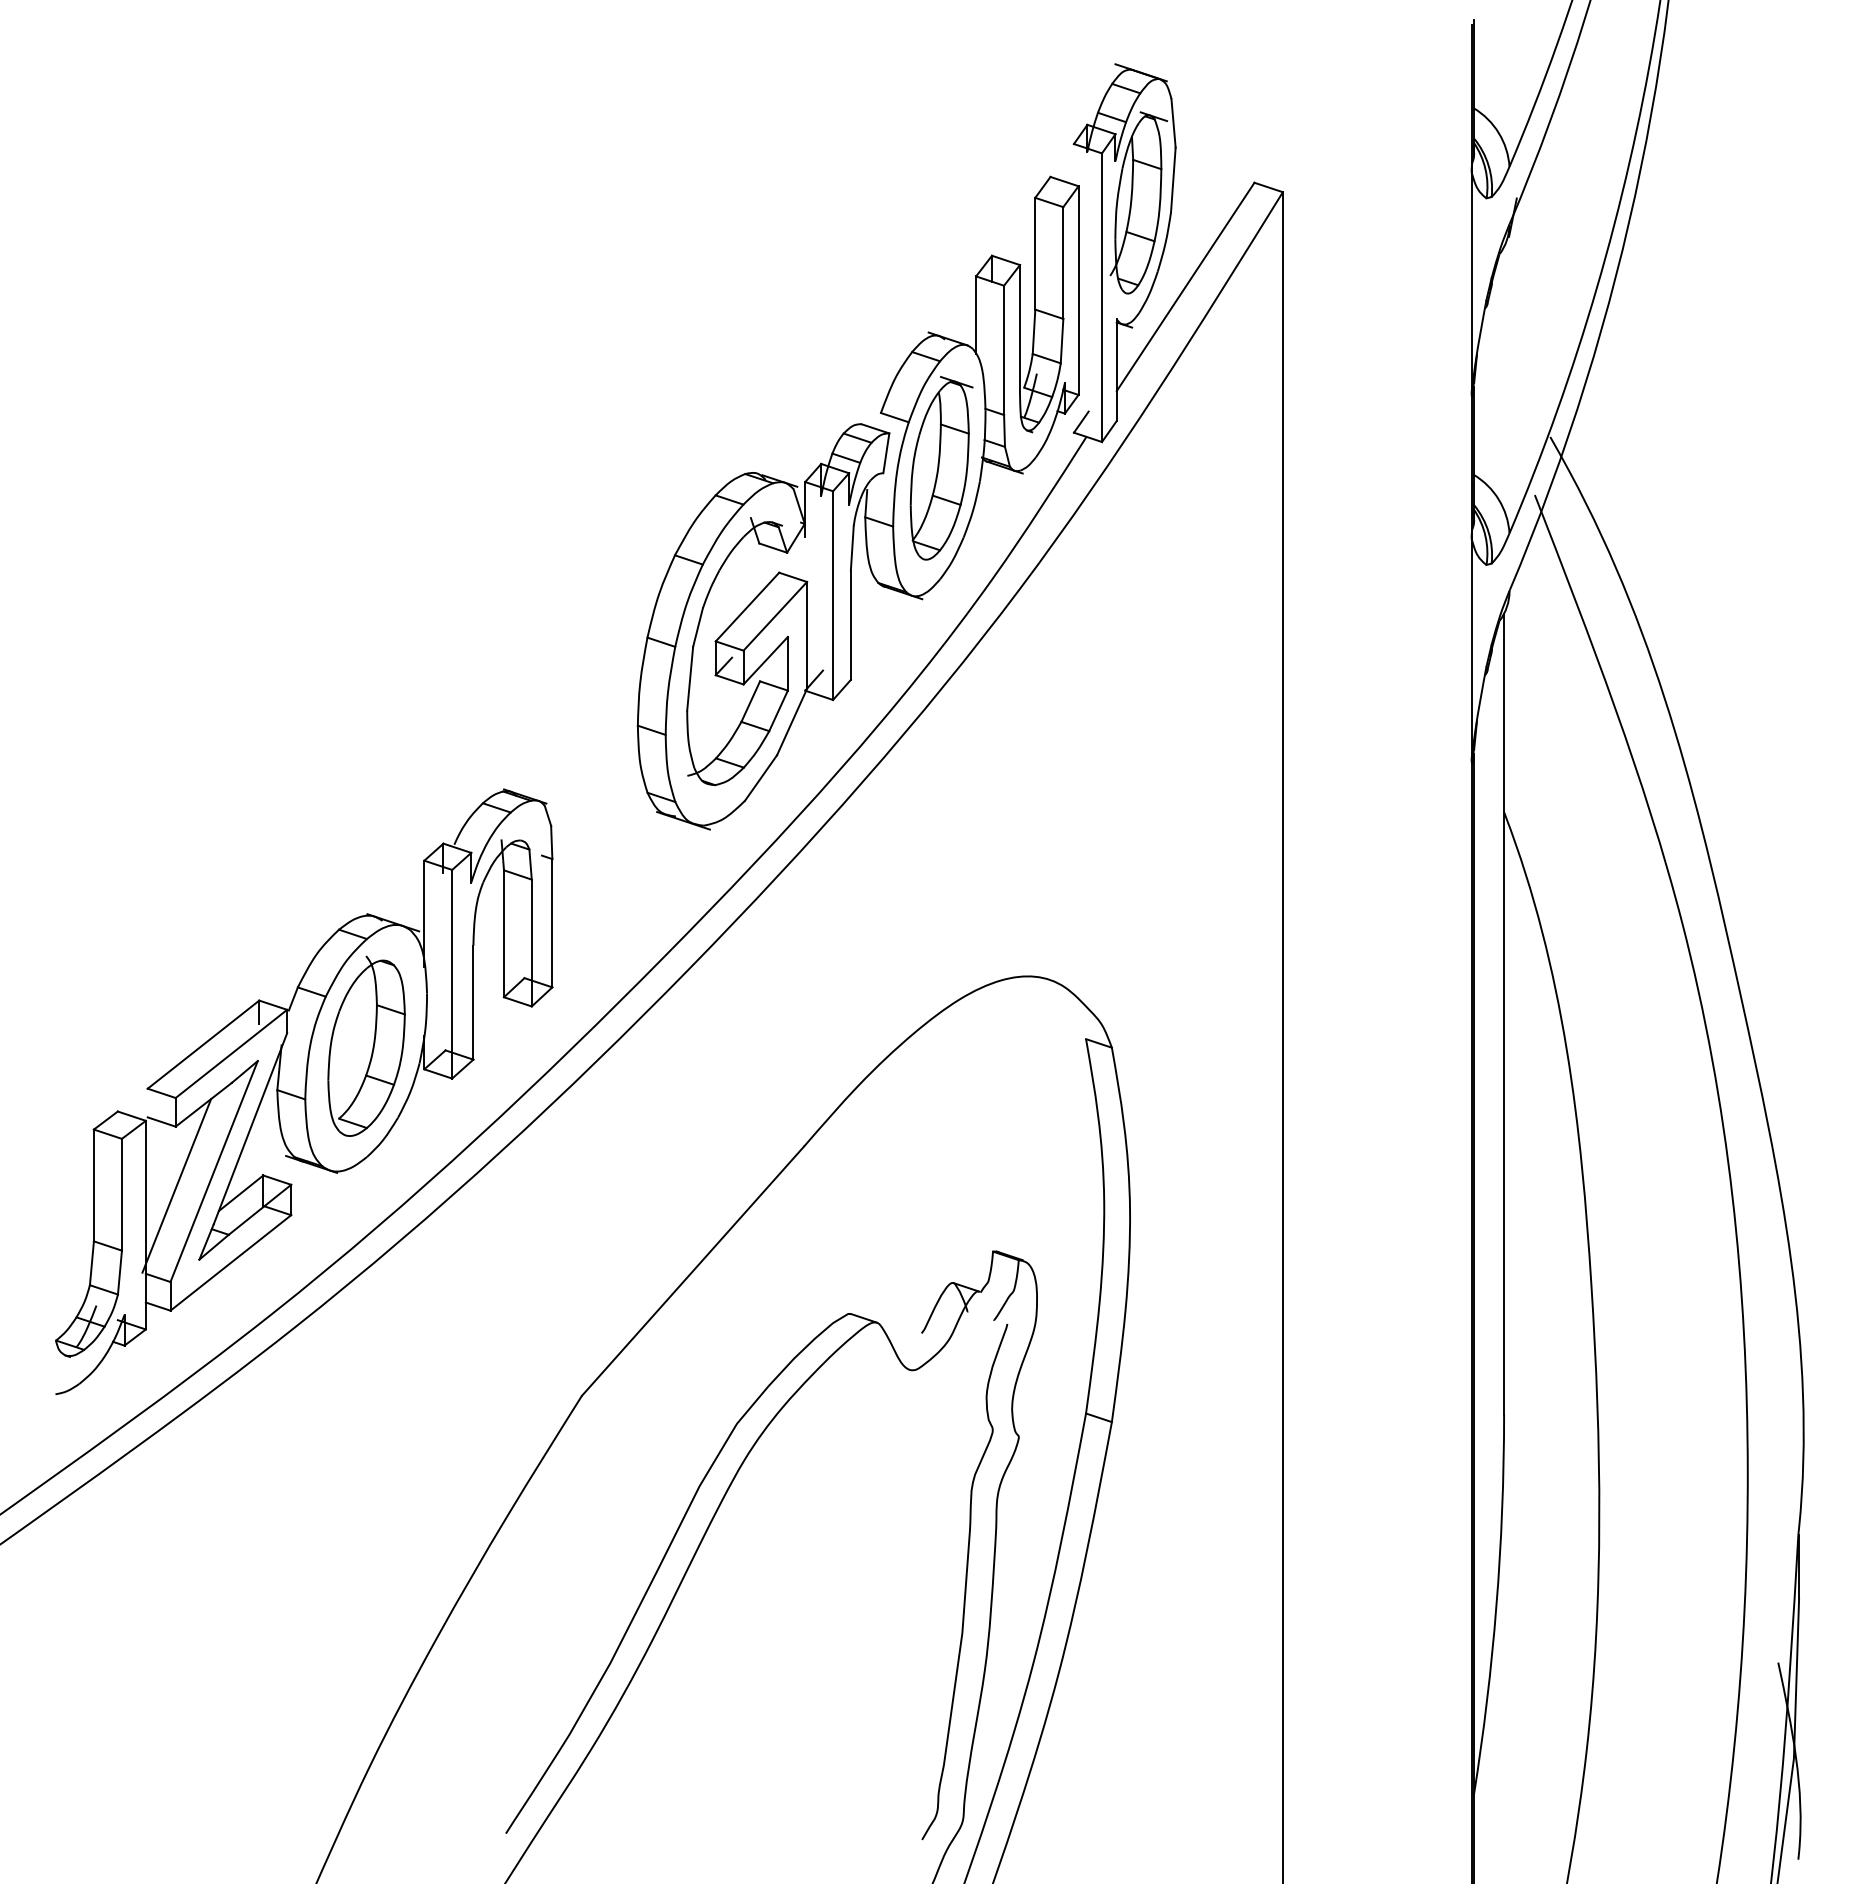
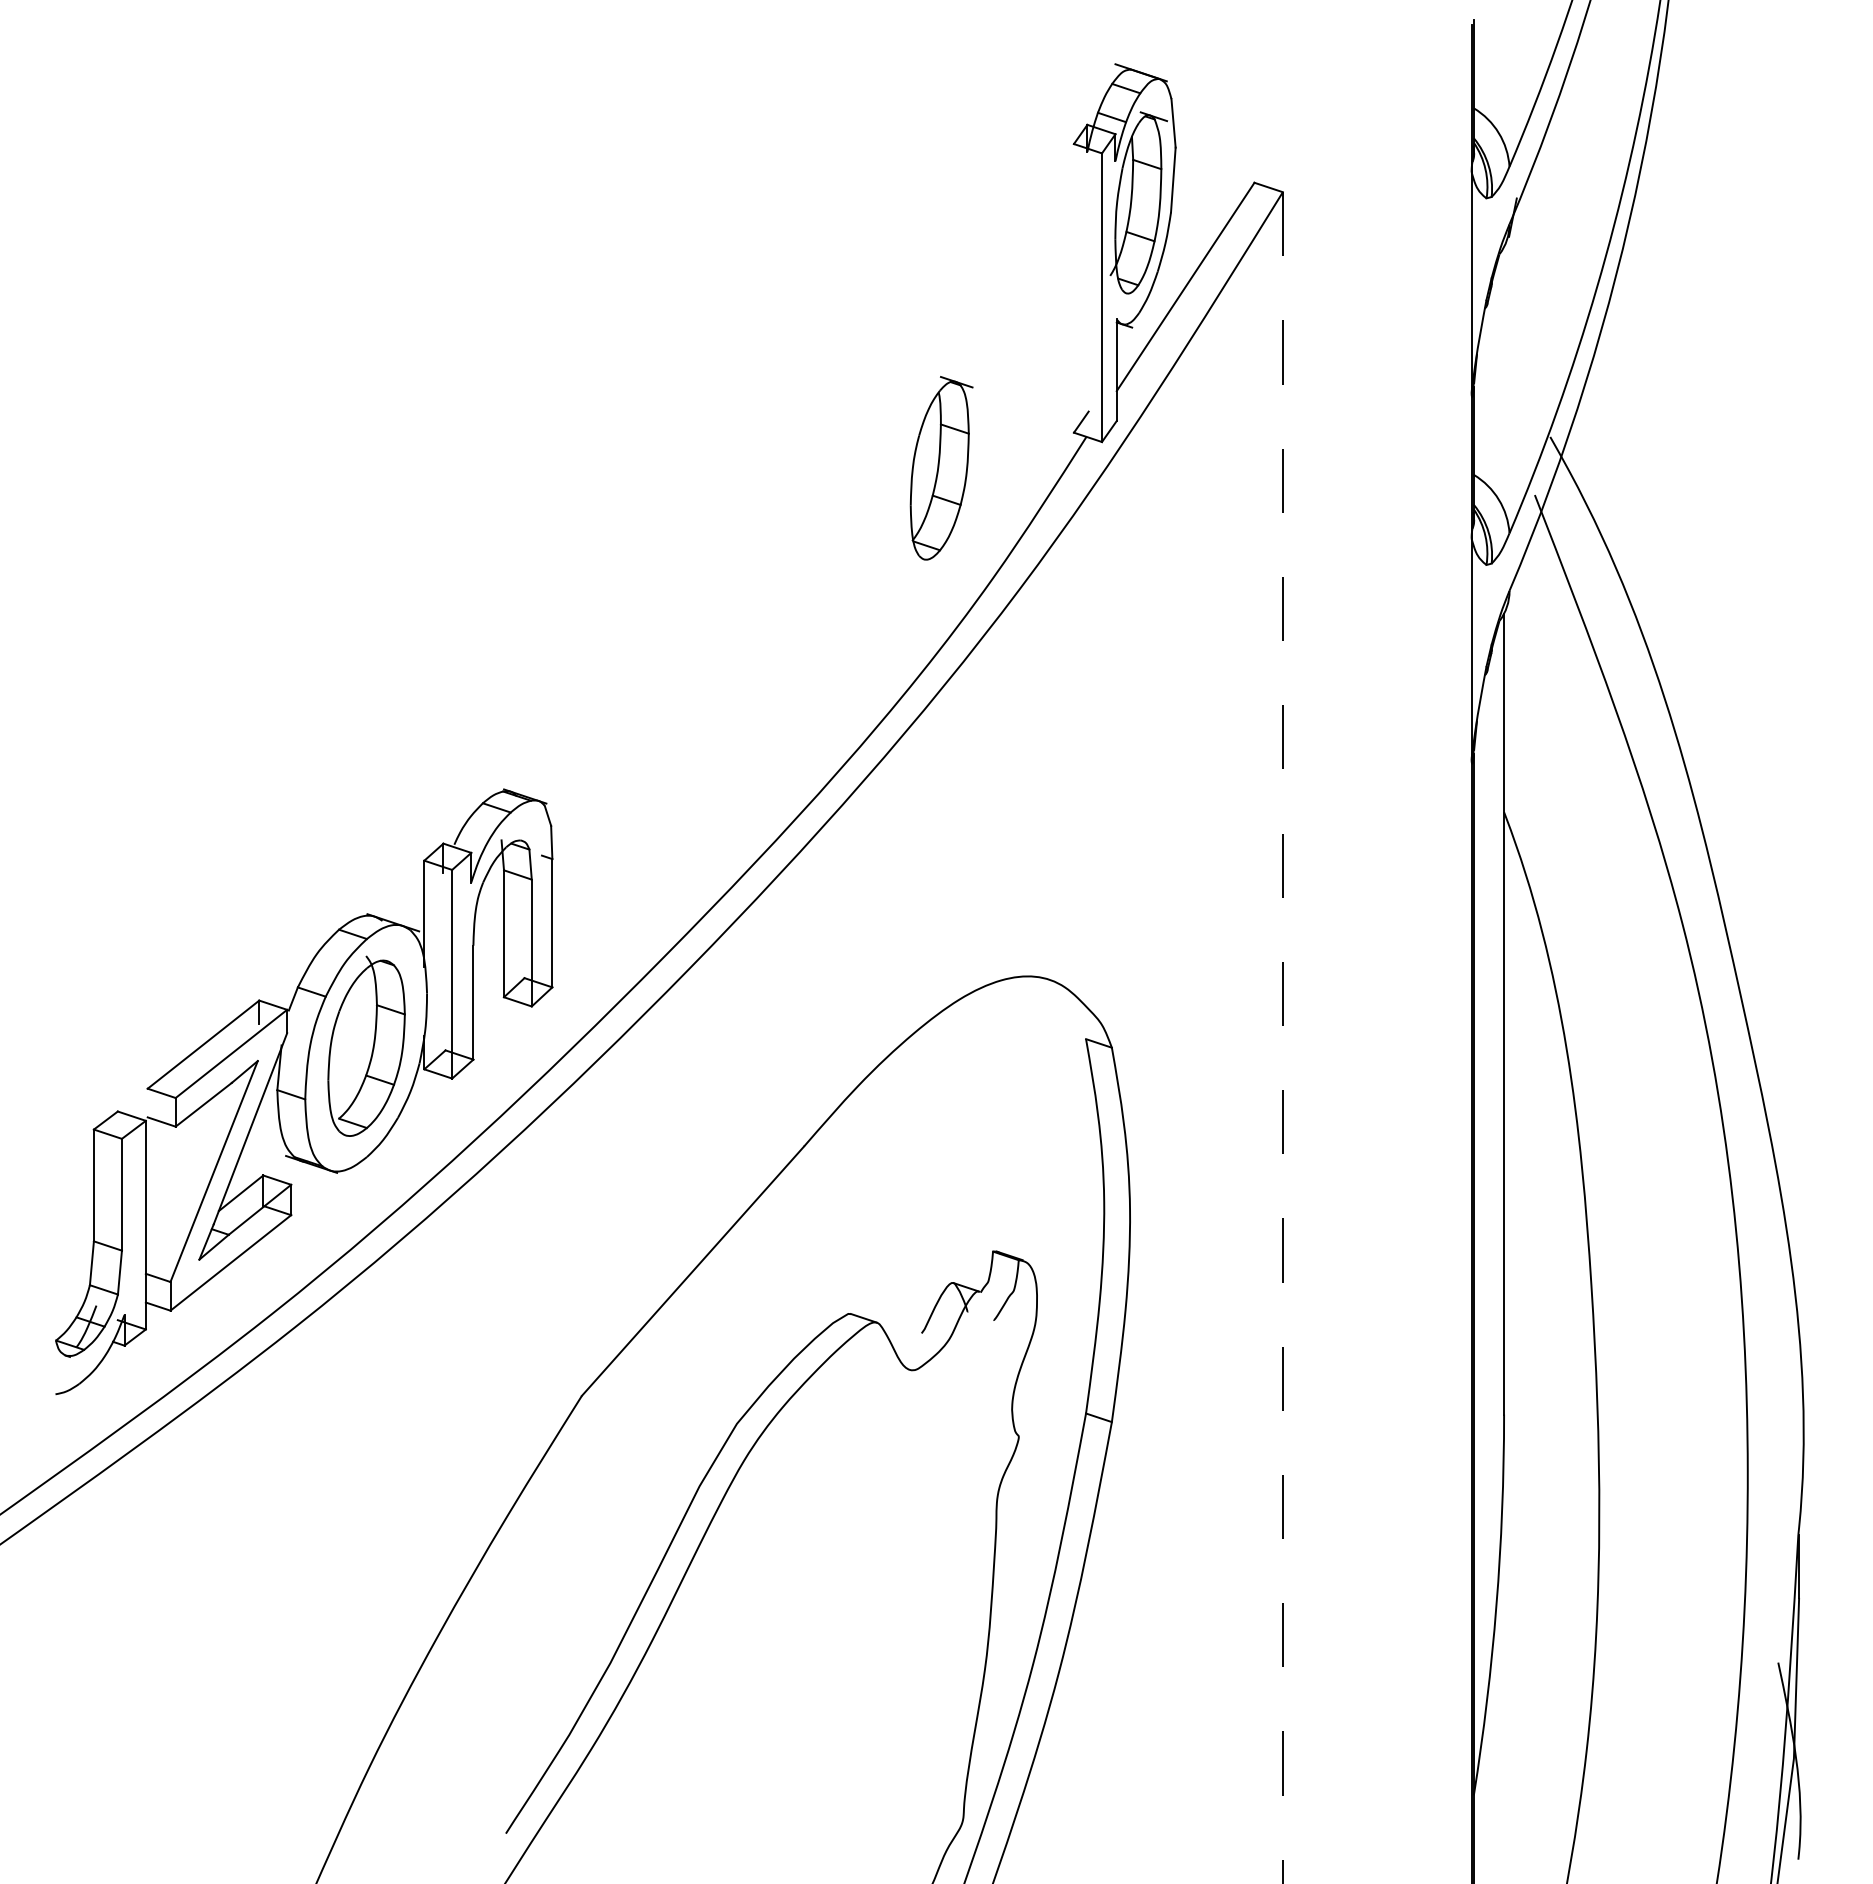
part: present -> none (857, 502)
line: solid -> dashed (1282, 1038)
line: present -> none (176, 1185)
curve: present -> none (965, 1581)
